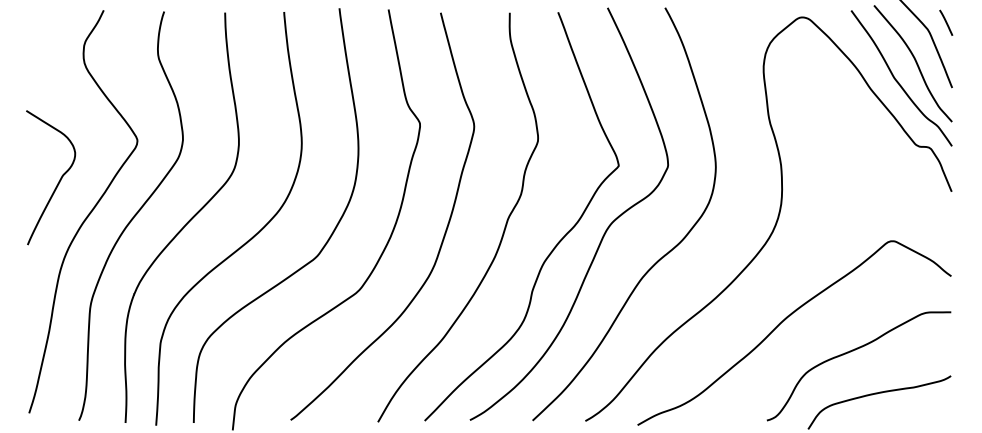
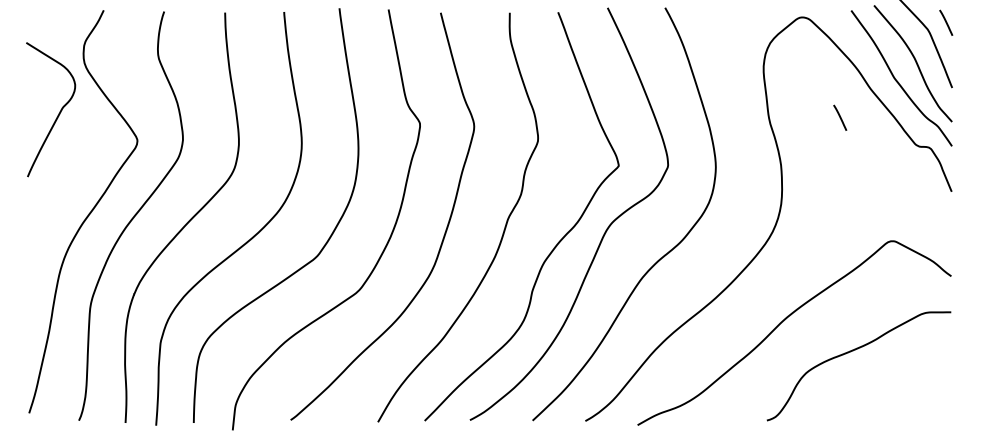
line: none -> present (840, 117)
curve position: (58, 181) -> (58, 113) (58, 113)
curve: present -> none (877, 394)
